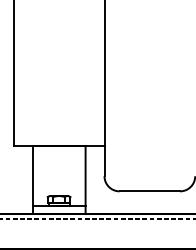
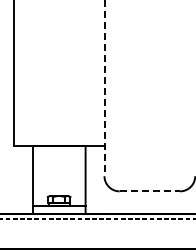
line: solid -> dashed (104, 88)
line: solid -> dashed (150, 191)
